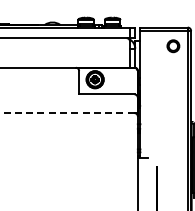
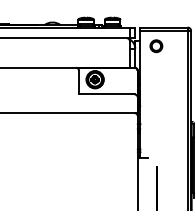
part position: (173, 46) -> (156, 46) (156, 46)
line: dashed -> solid (67, 113)
